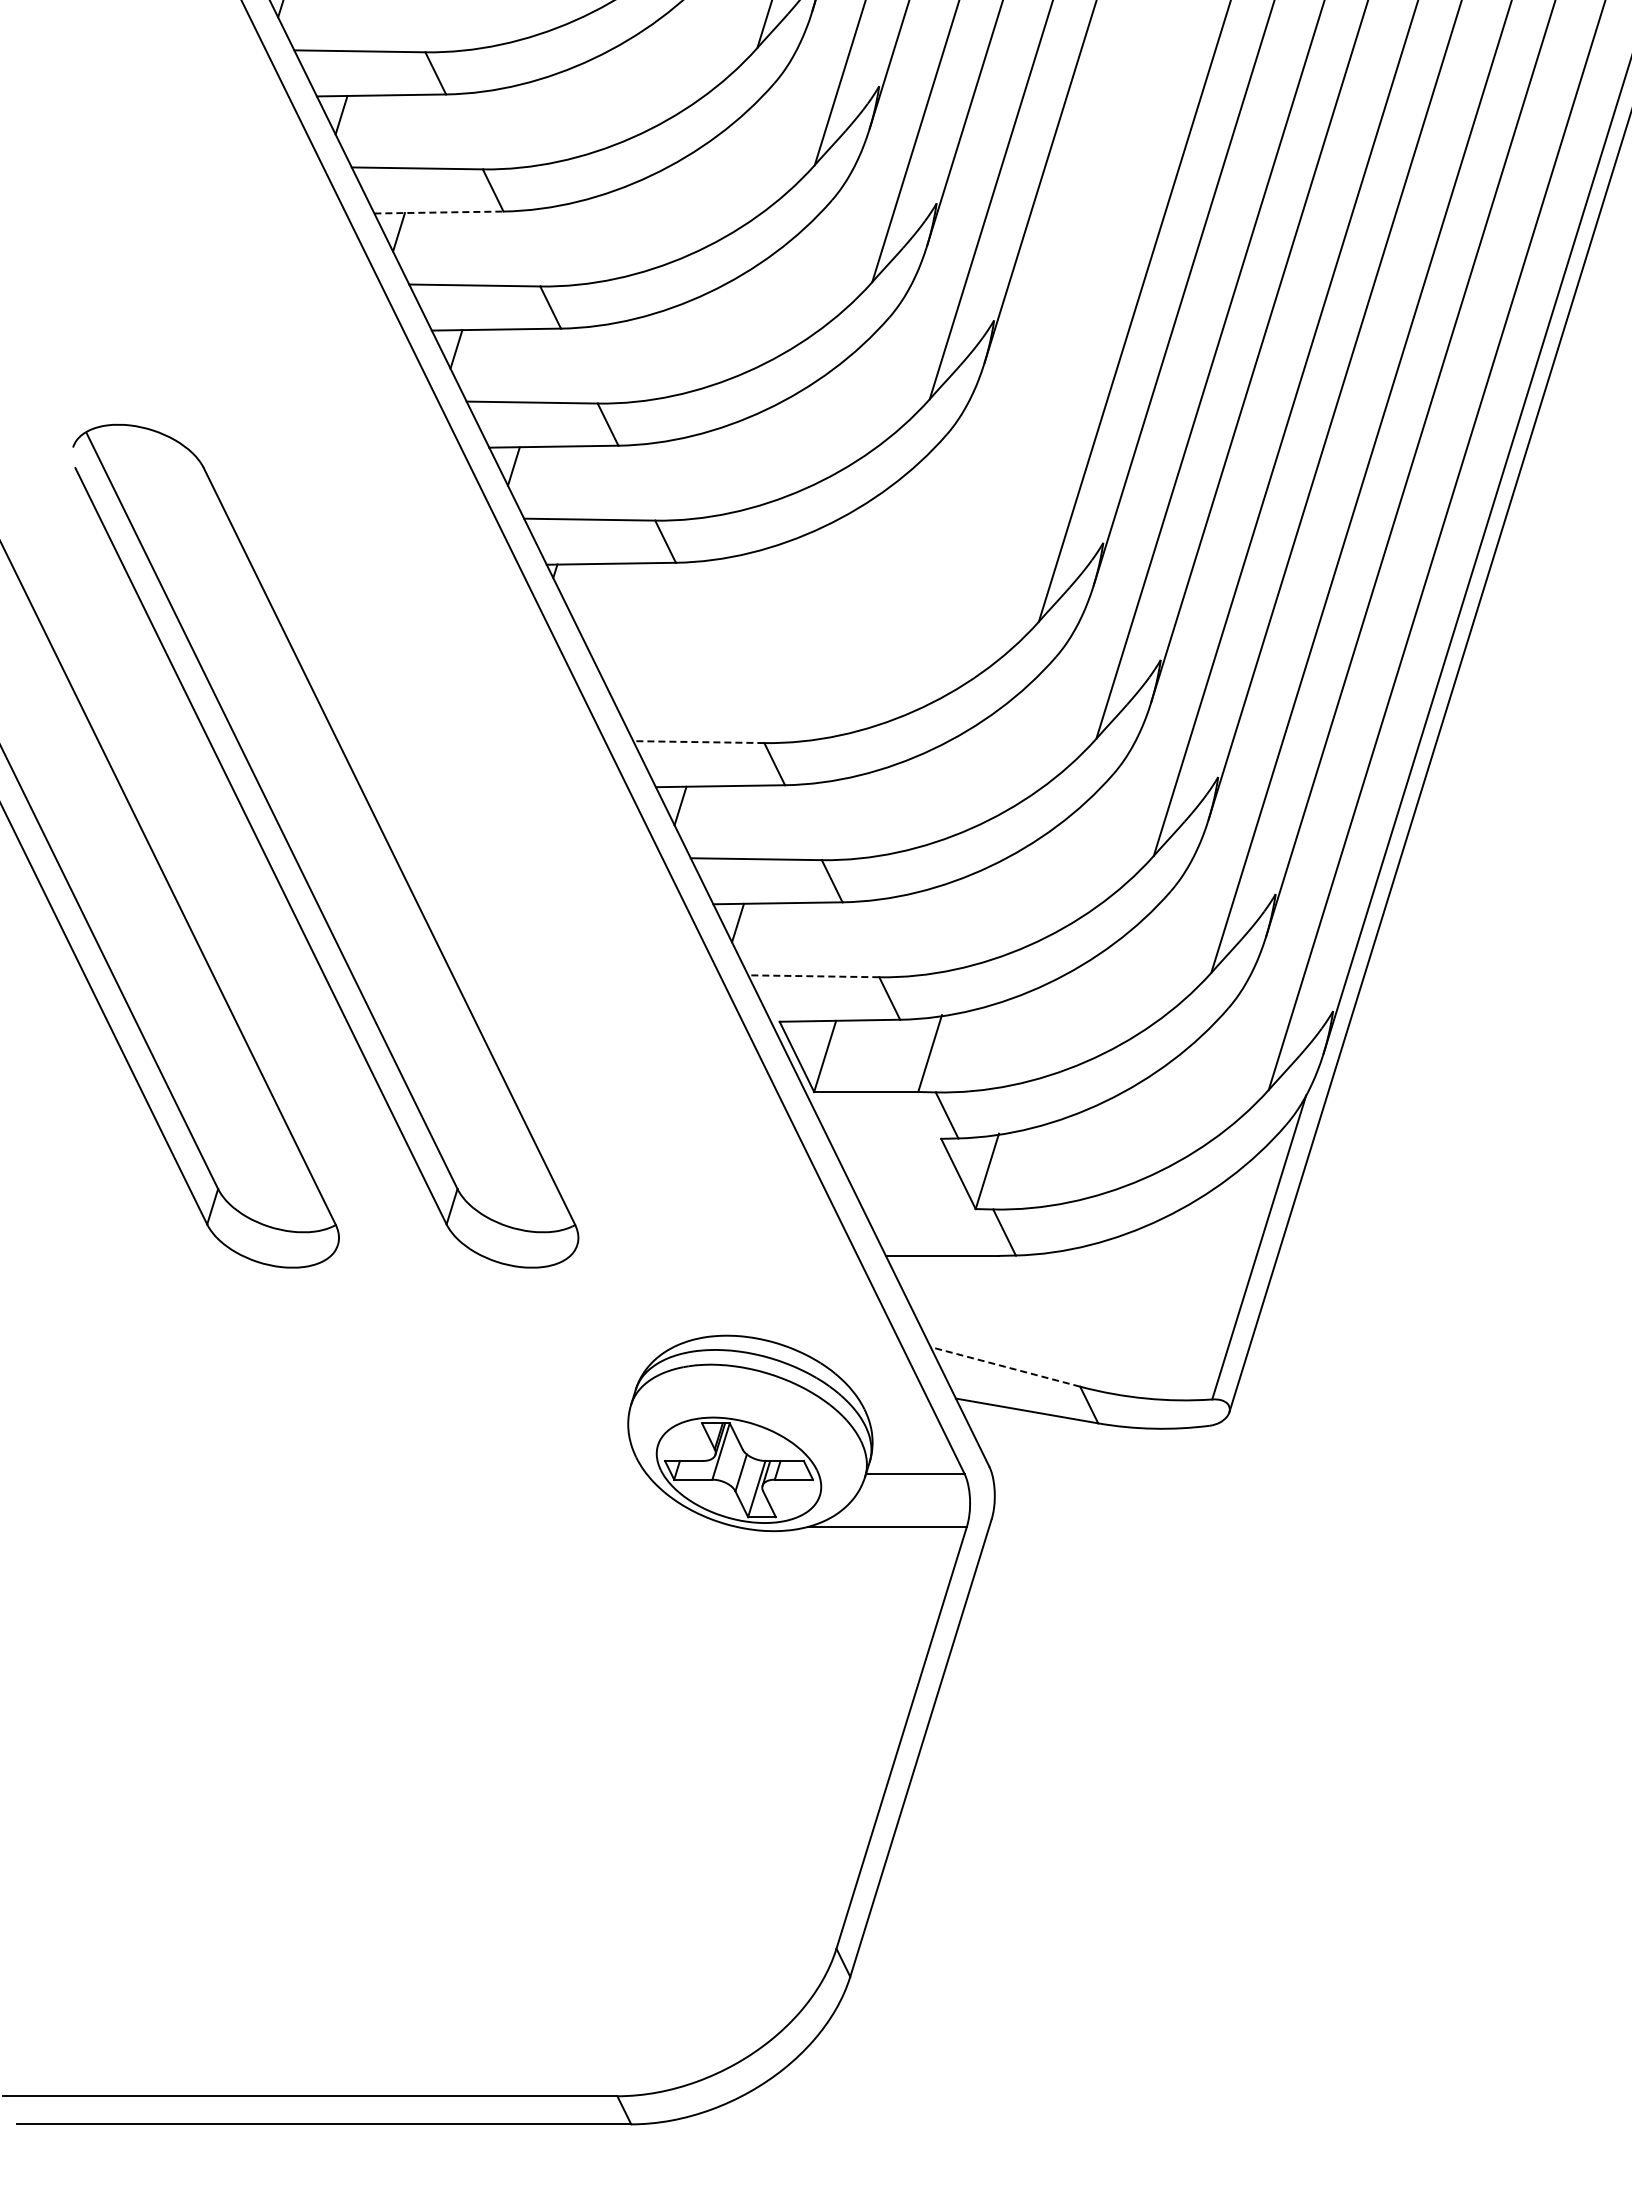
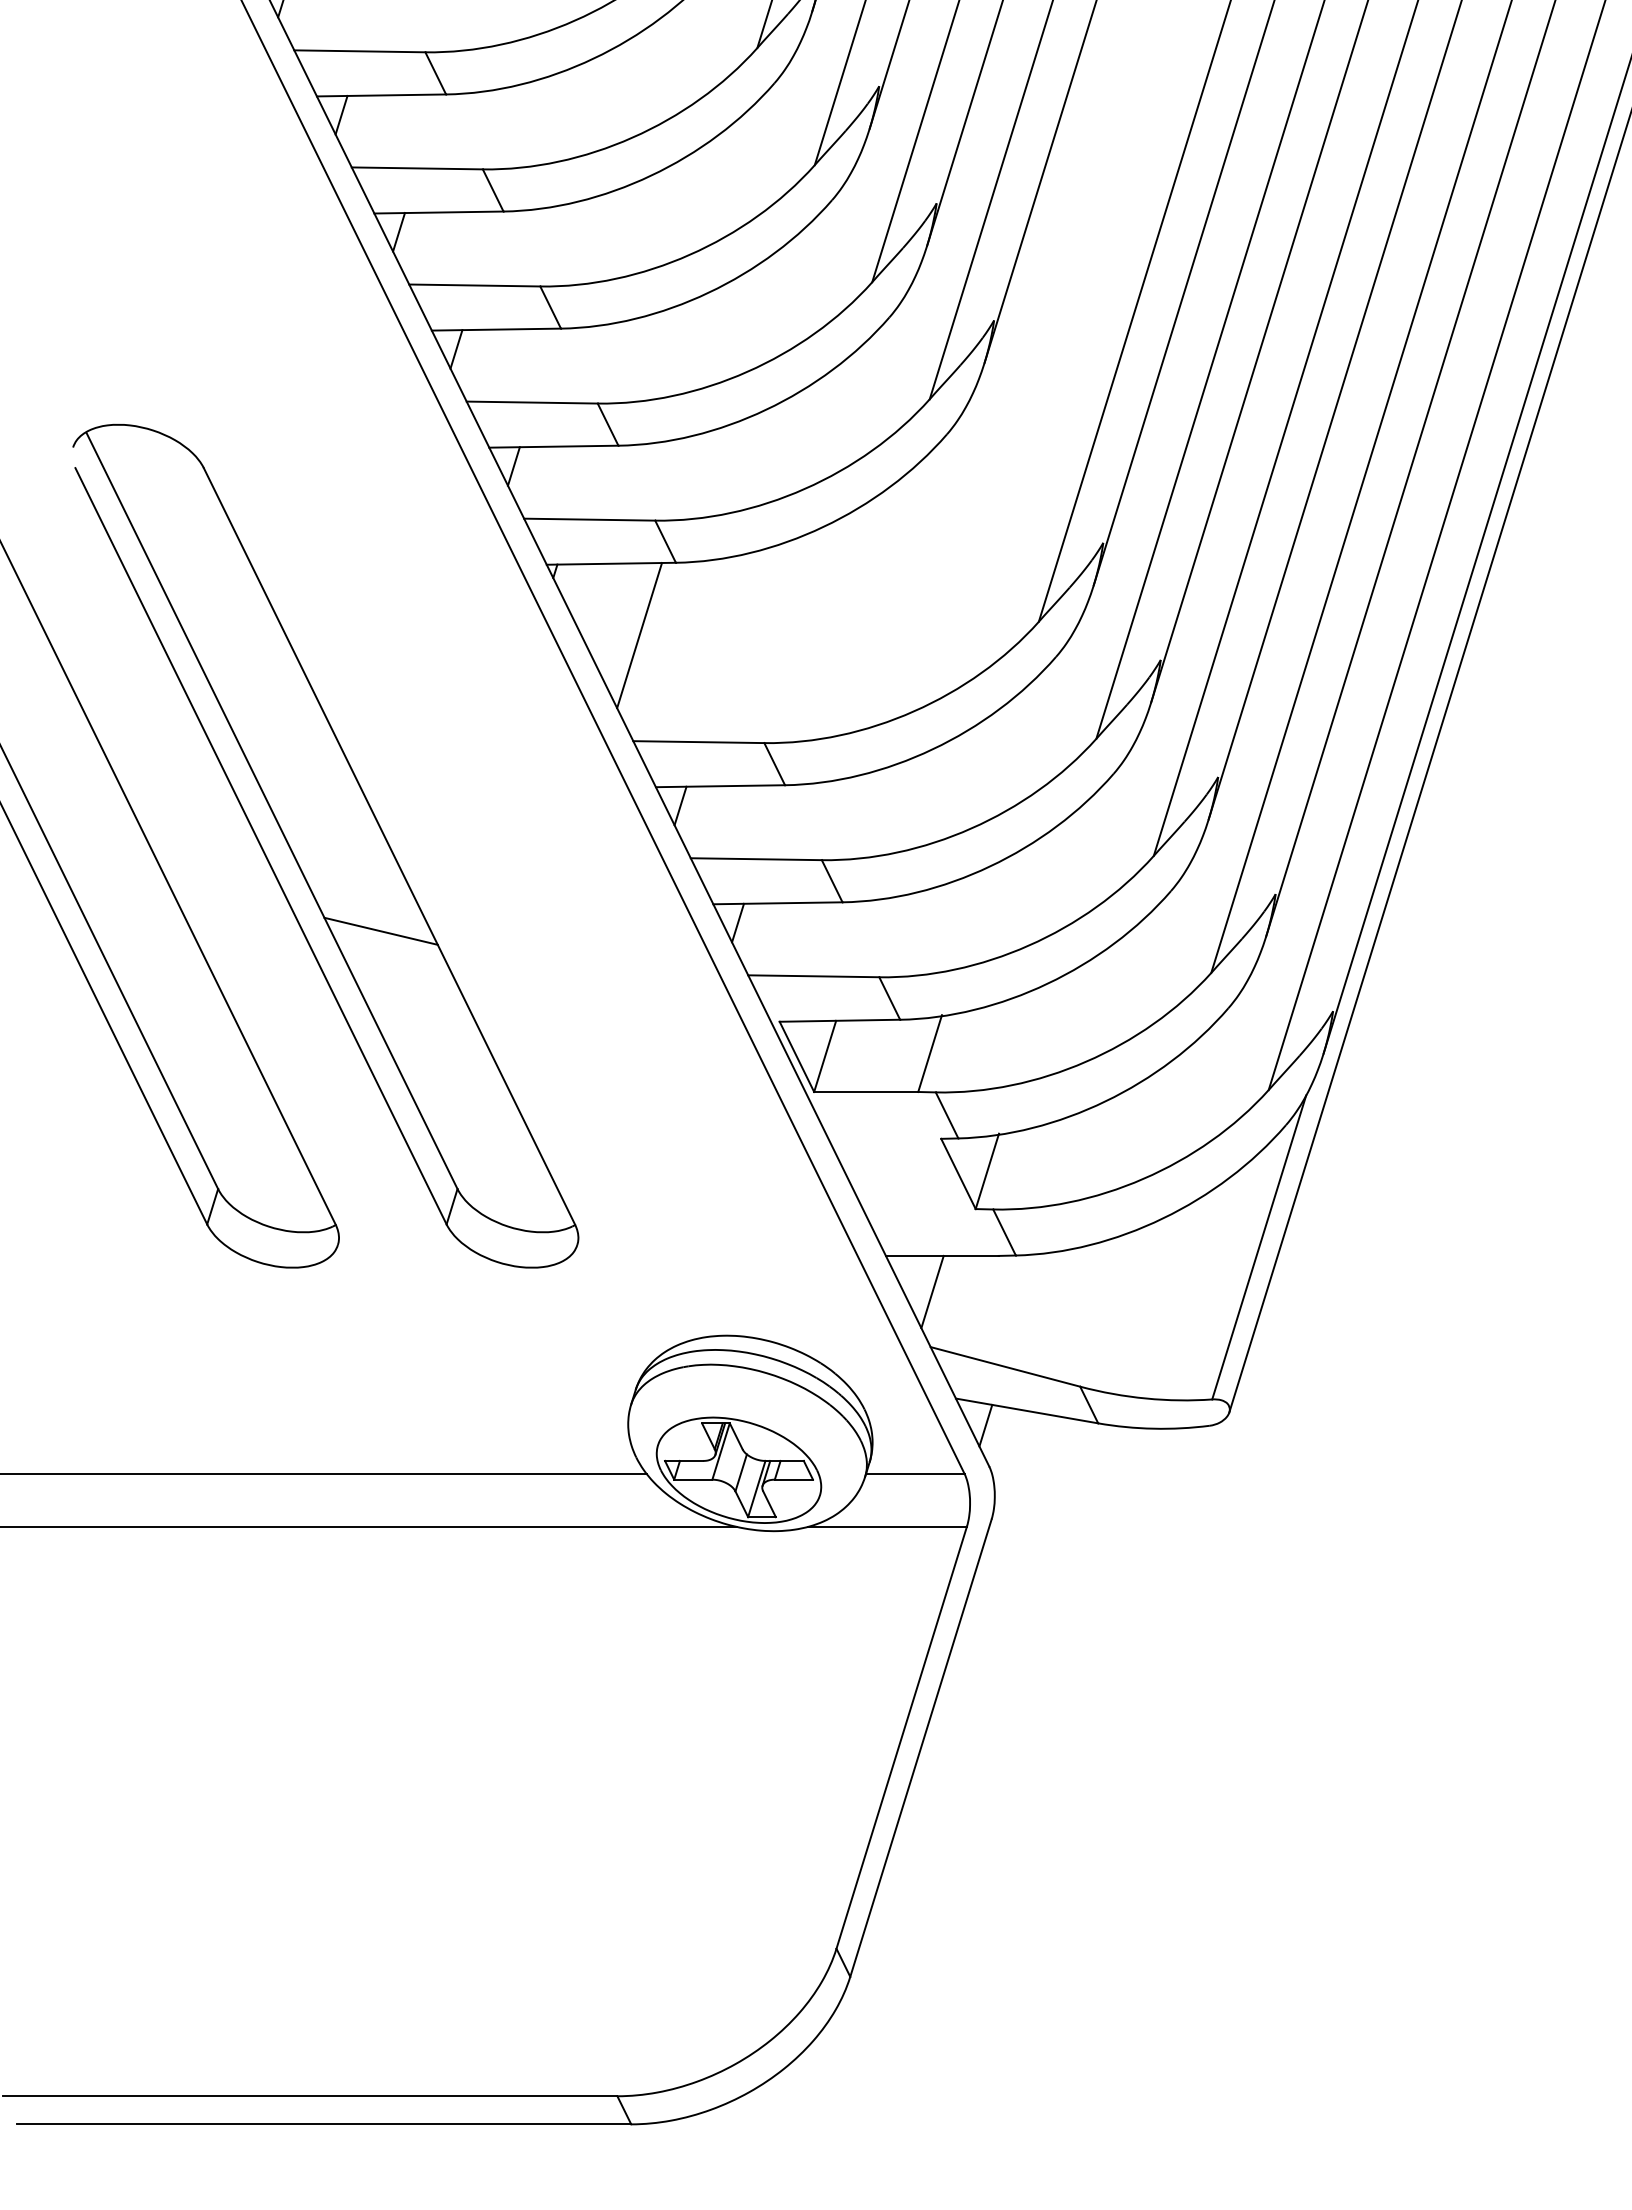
line: dashed -> solid (438, 212)
line: none -> present (639, 635)
line: dashed -> solid (698, 742)
line: none -> present (380, 930)
line: dashed -> solid (813, 976)
line: none -> present (932, 1291)
line: dashed -> solid (1004, 1366)
line: none -> present (985, 1425)
line: none -> present (324, 1473)
line: none -> present (369, 1526)
